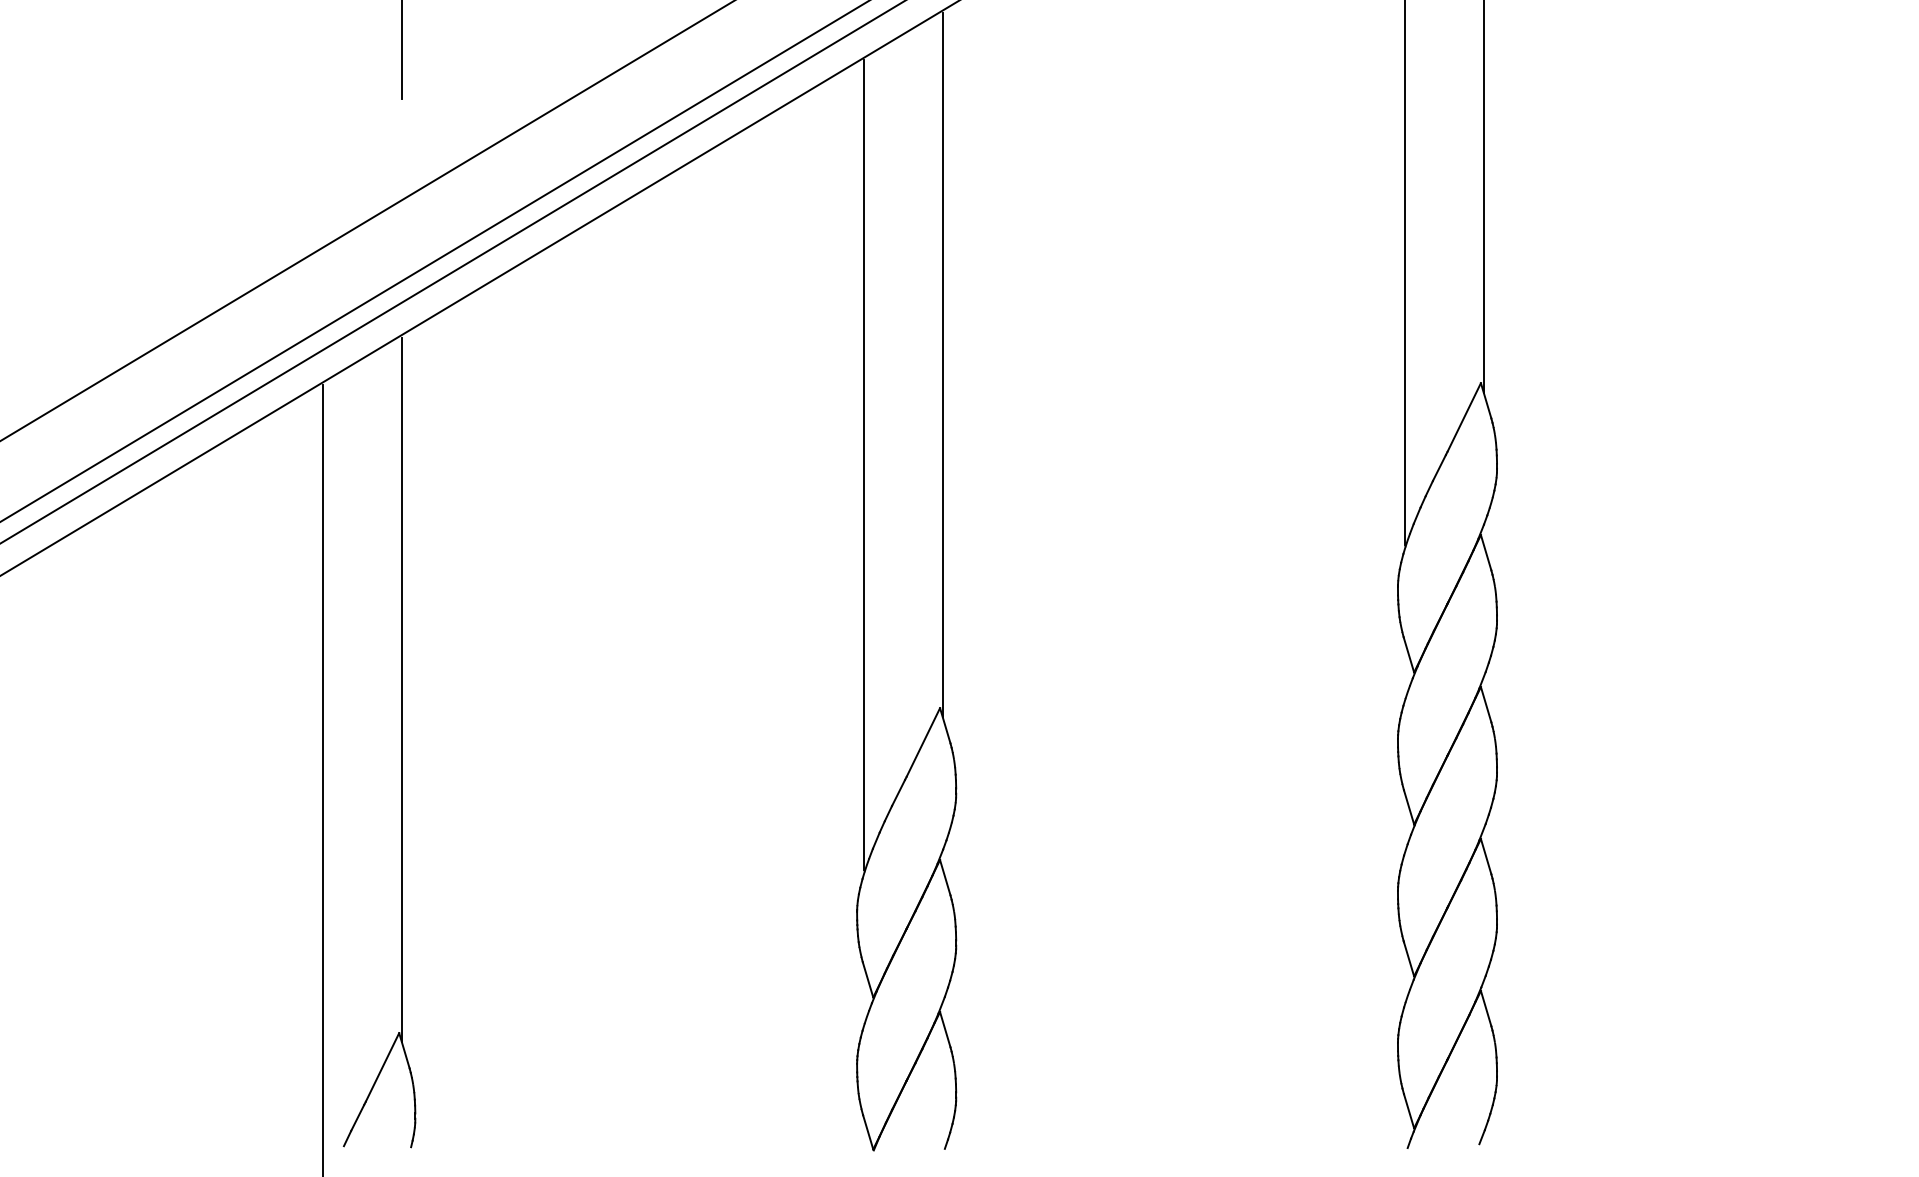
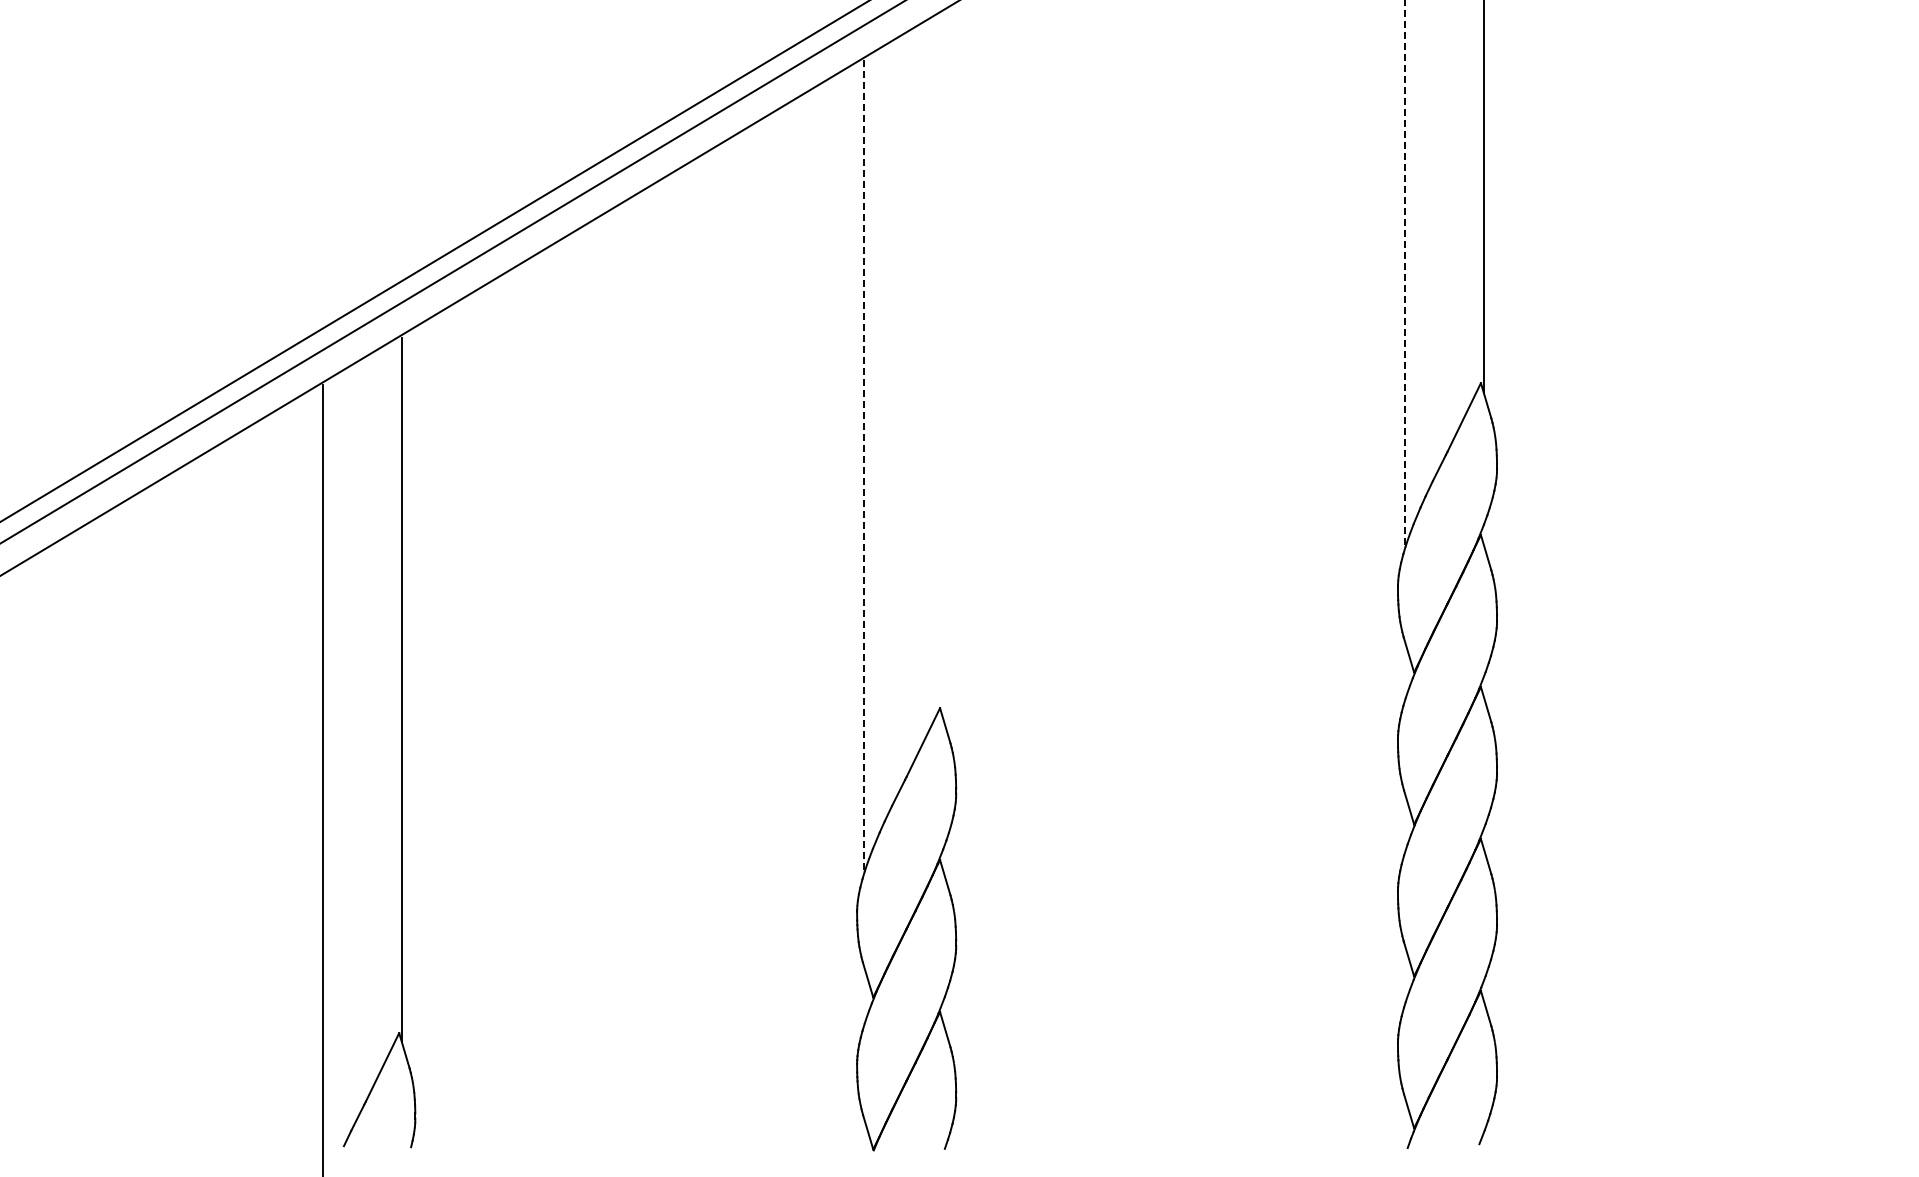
line: present -> none (401, 50)
line: present -> none (366, 221)
line: solid -> dashed (1405, 272)
line: present -> none (942, 364)
line: solid -> dashed (864, 464)
